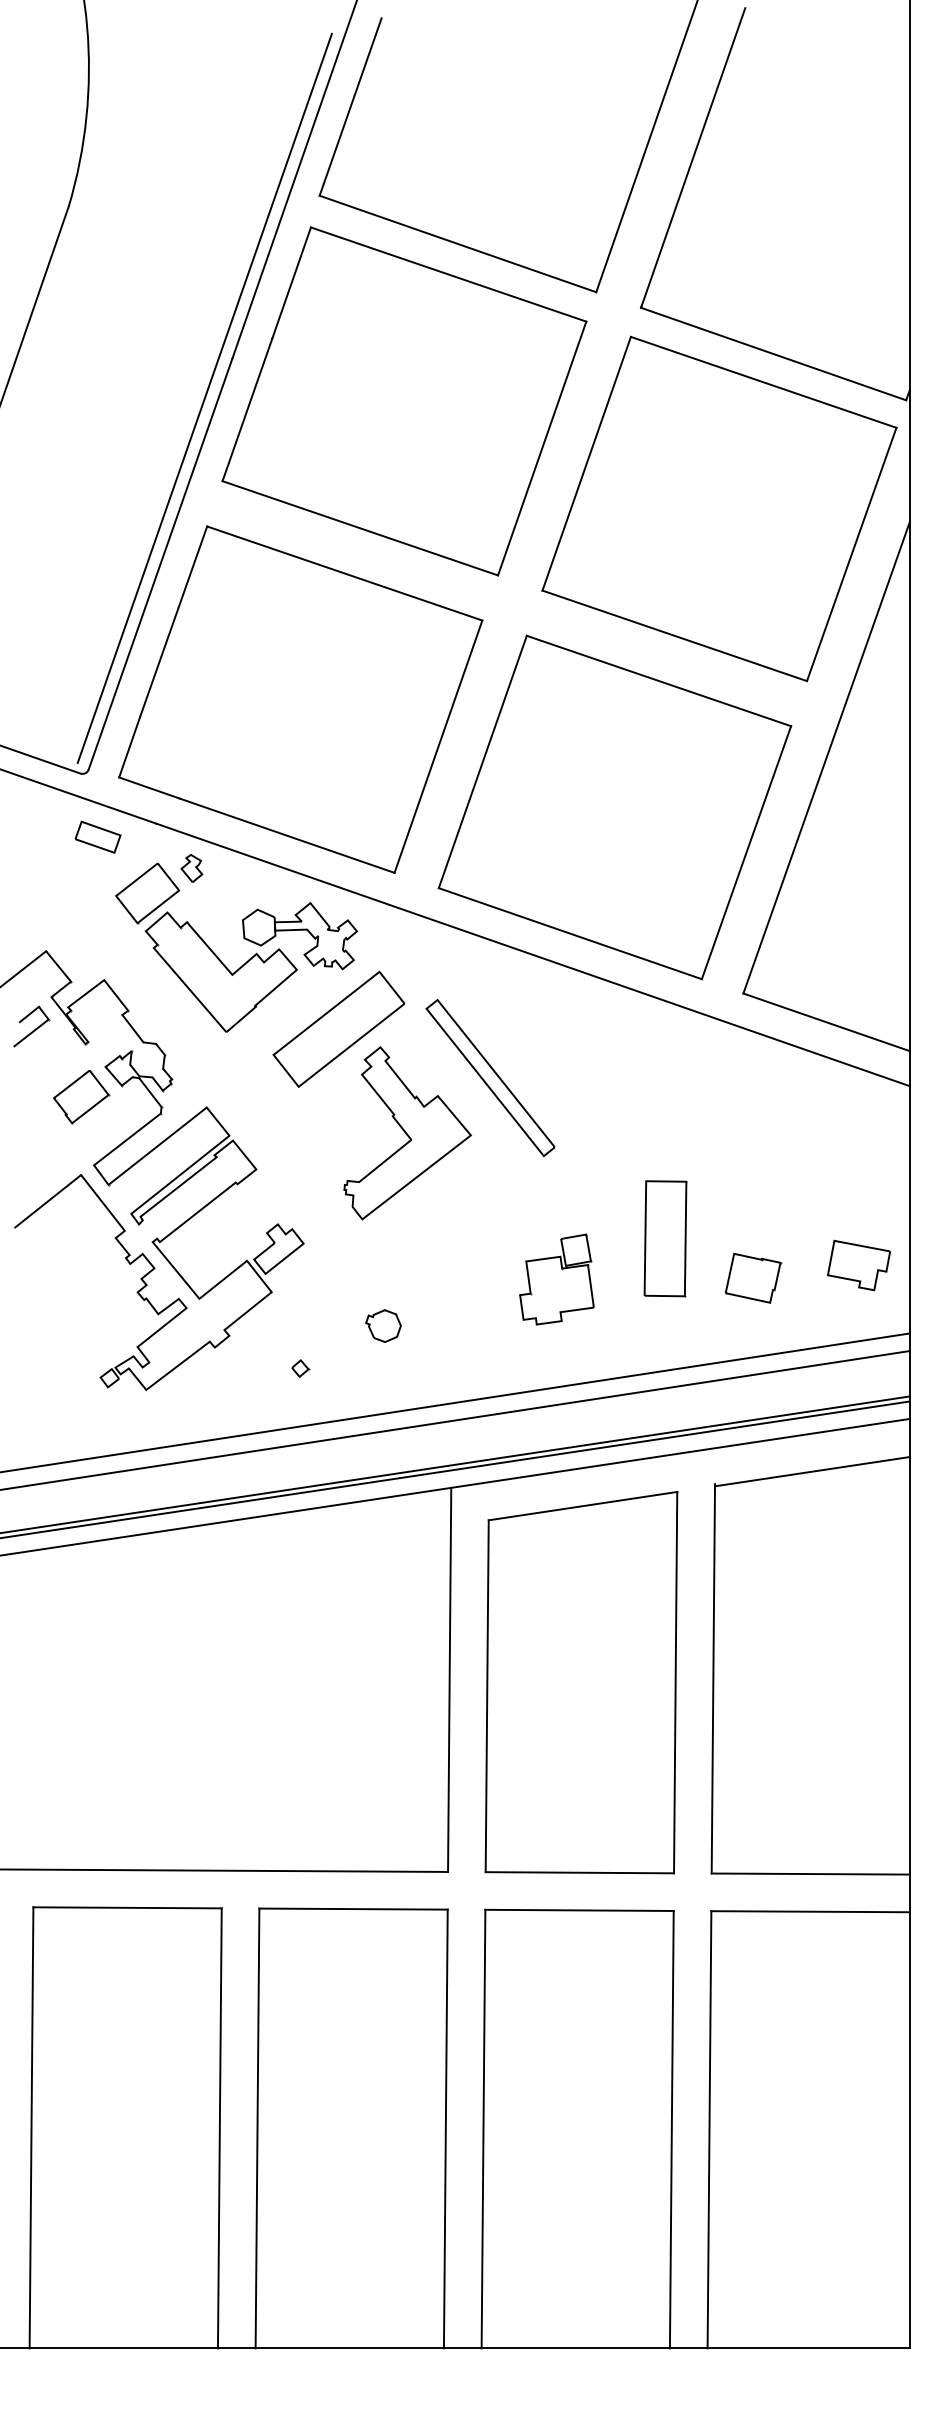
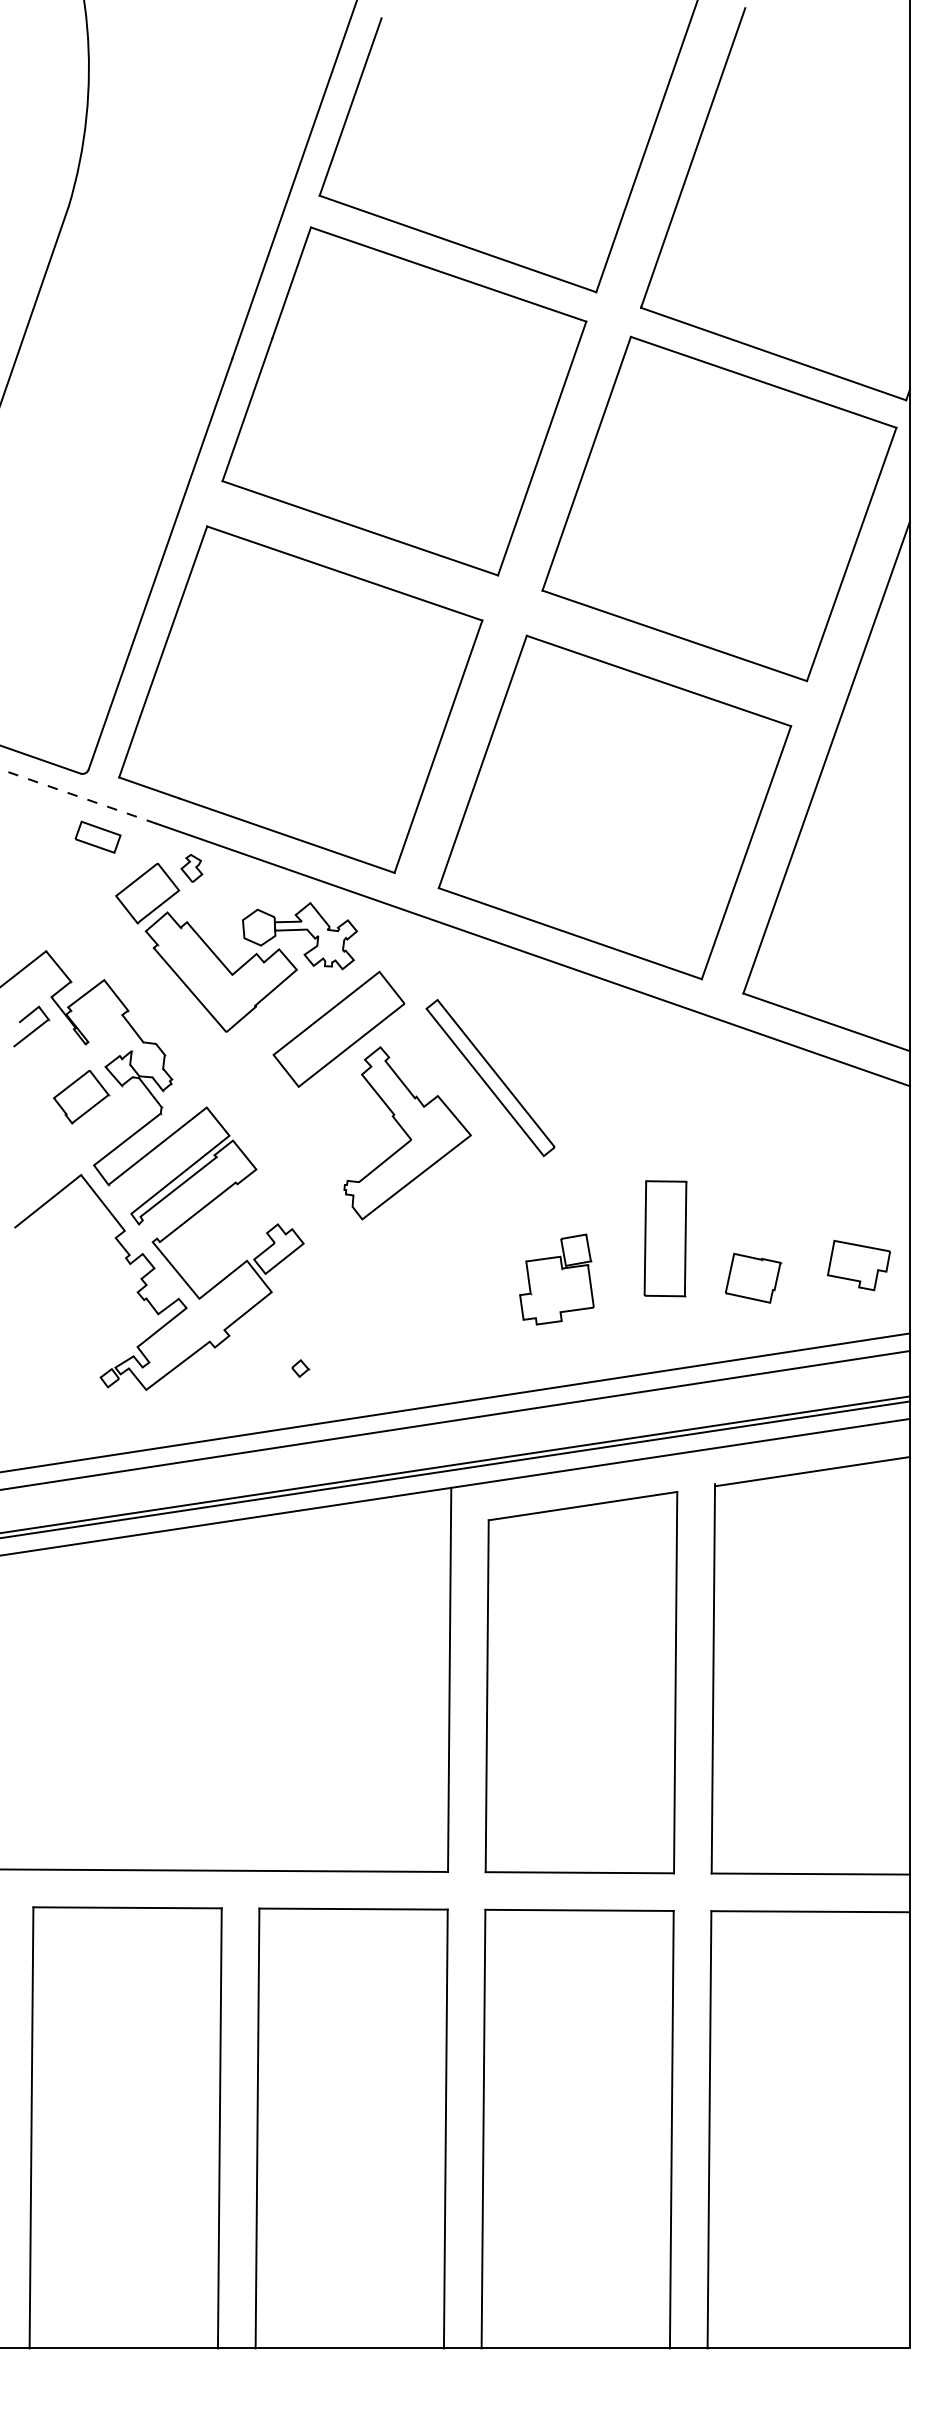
line: present -> none (204, 397)
line: solid -> dashed (78, 796)
part: present -> none (383, 1325)
